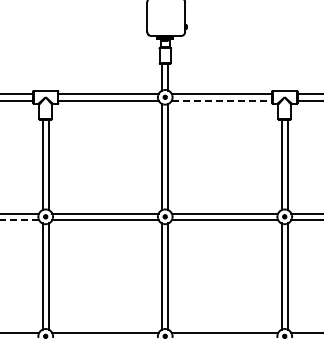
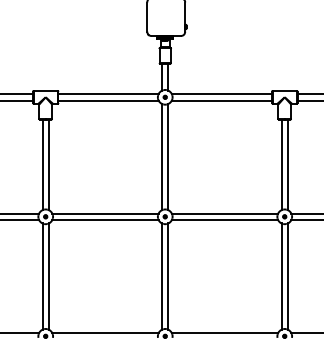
line: dashed -> solid (222, 100)
line: dashed -> solid (20, 220)
